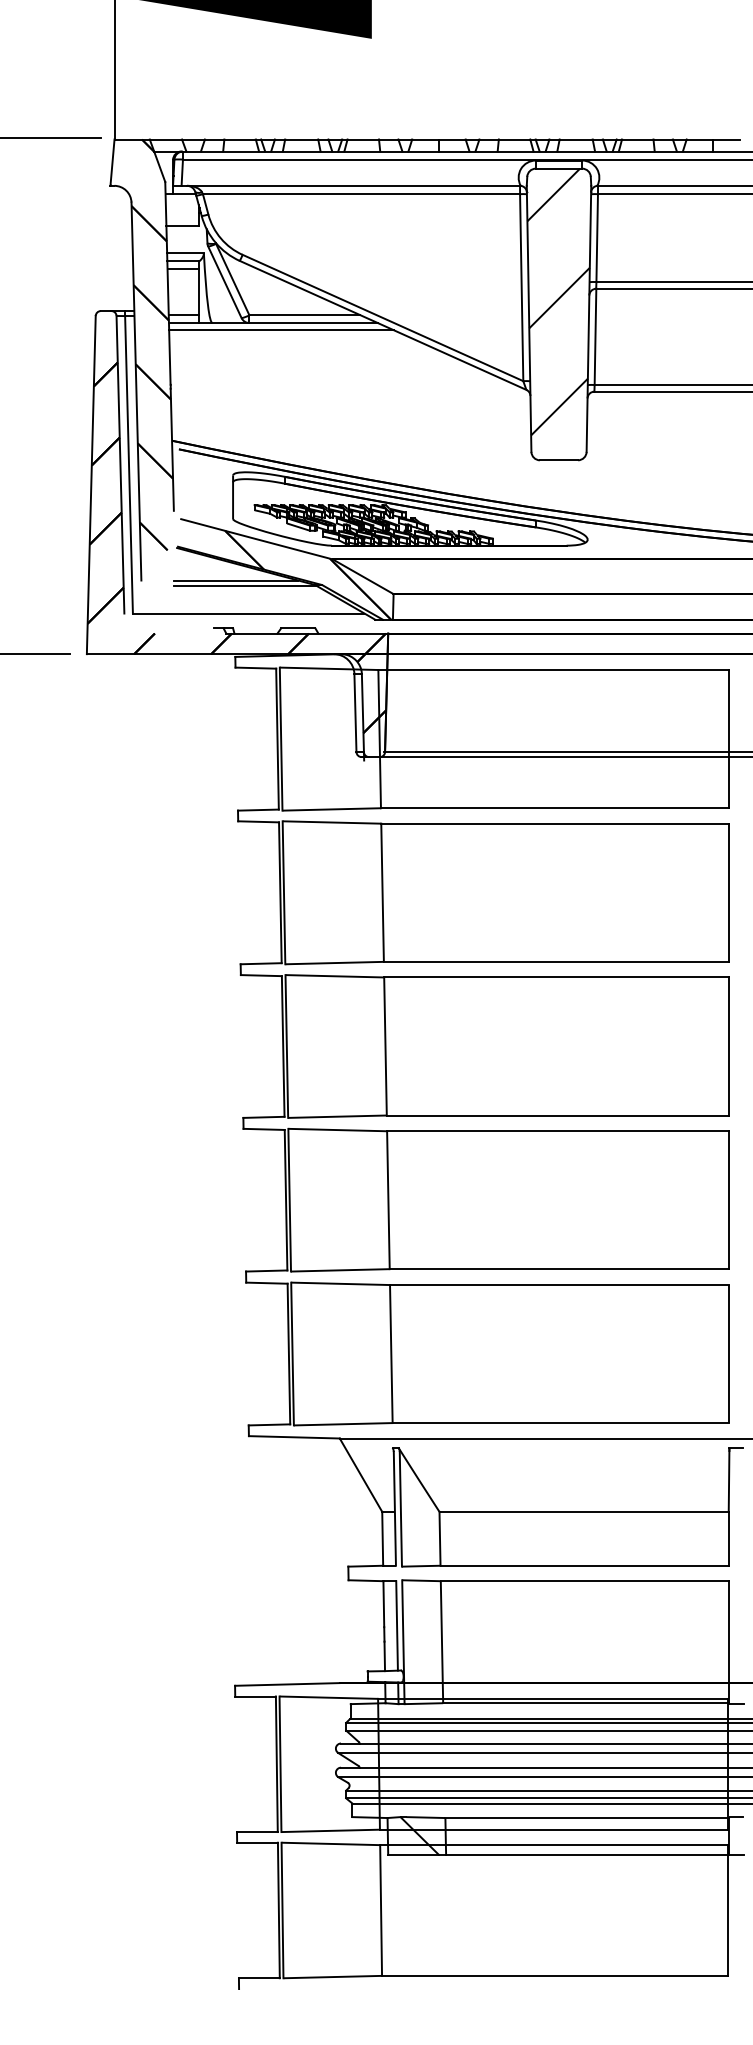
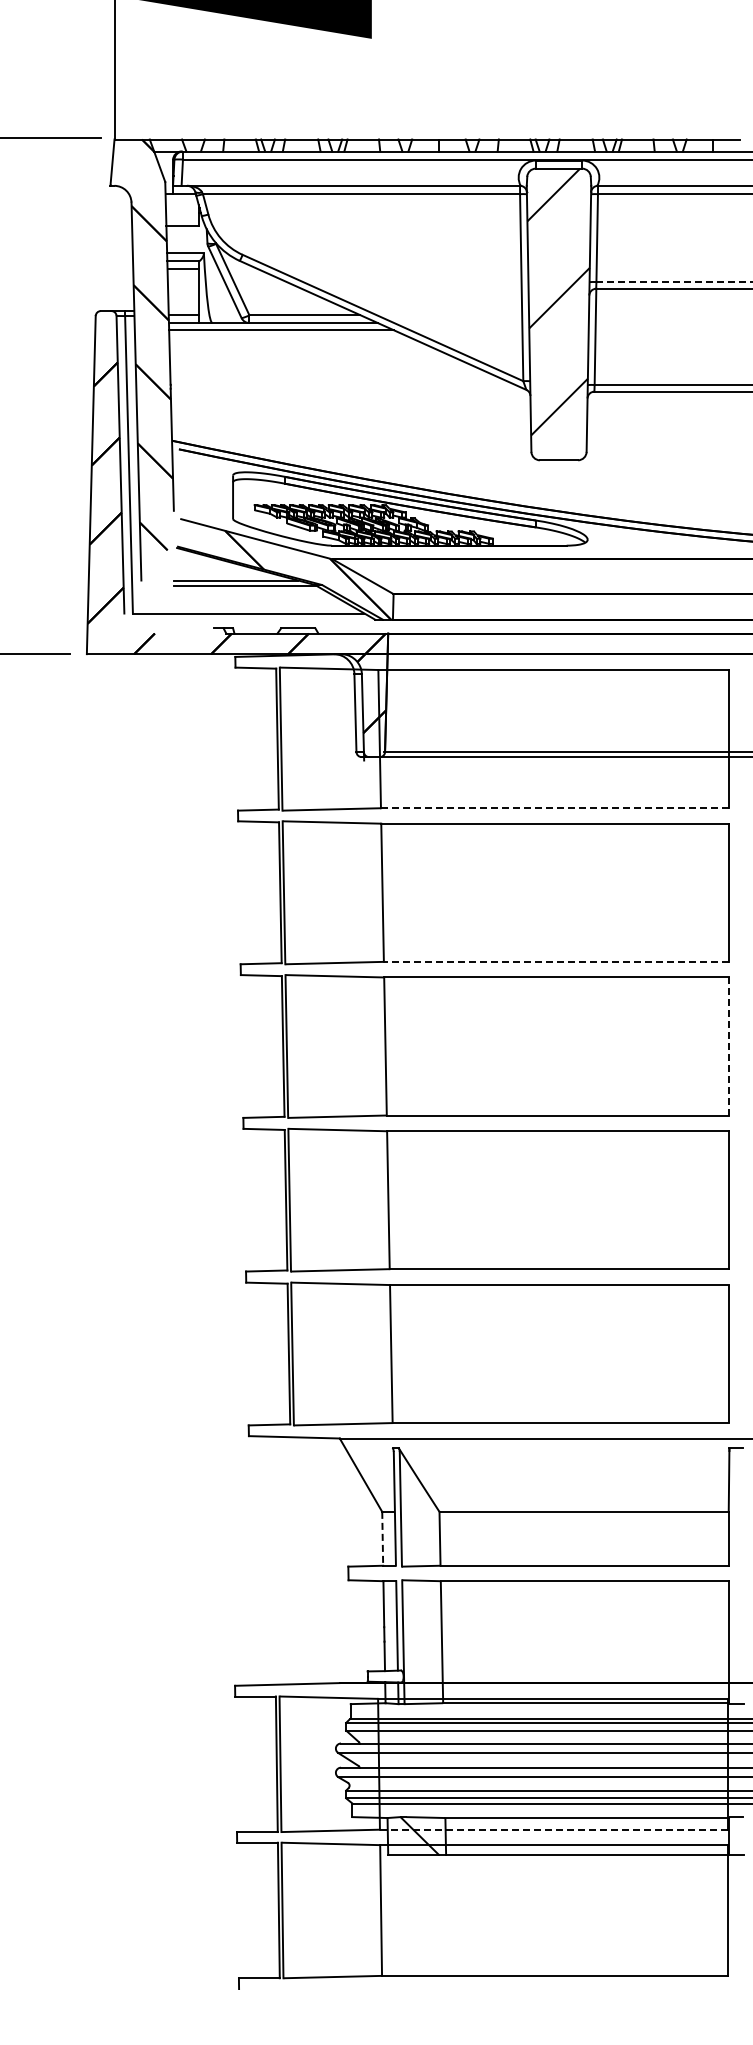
line: solid -> dashed (674, 282)
line: solid -> dashed (554, 808)
line: solid -> dashed (555, 961)
line: solid -> dashed (728, 1046)
line: solid -> dashed (382, 1538)
line: solid -> dashed (553, 1829)
